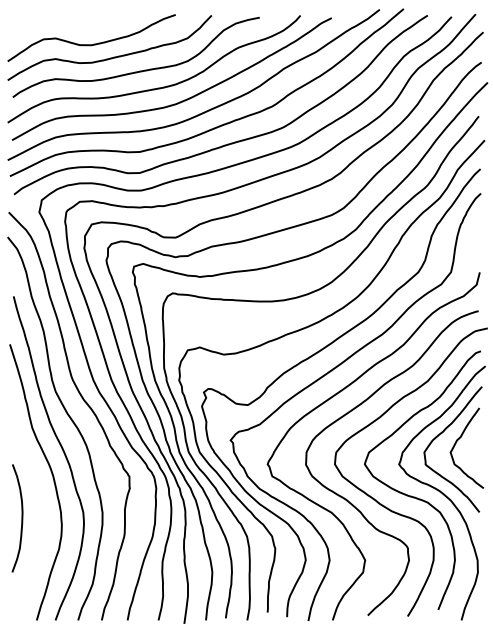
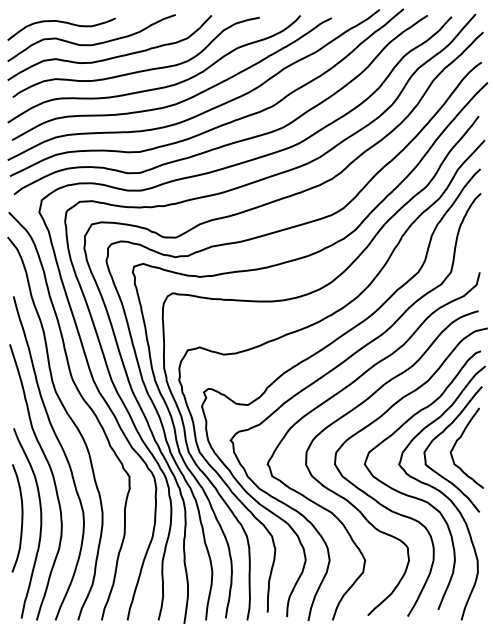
curve: none -> present (63, 23)
curve: none -> present (40, 523)
